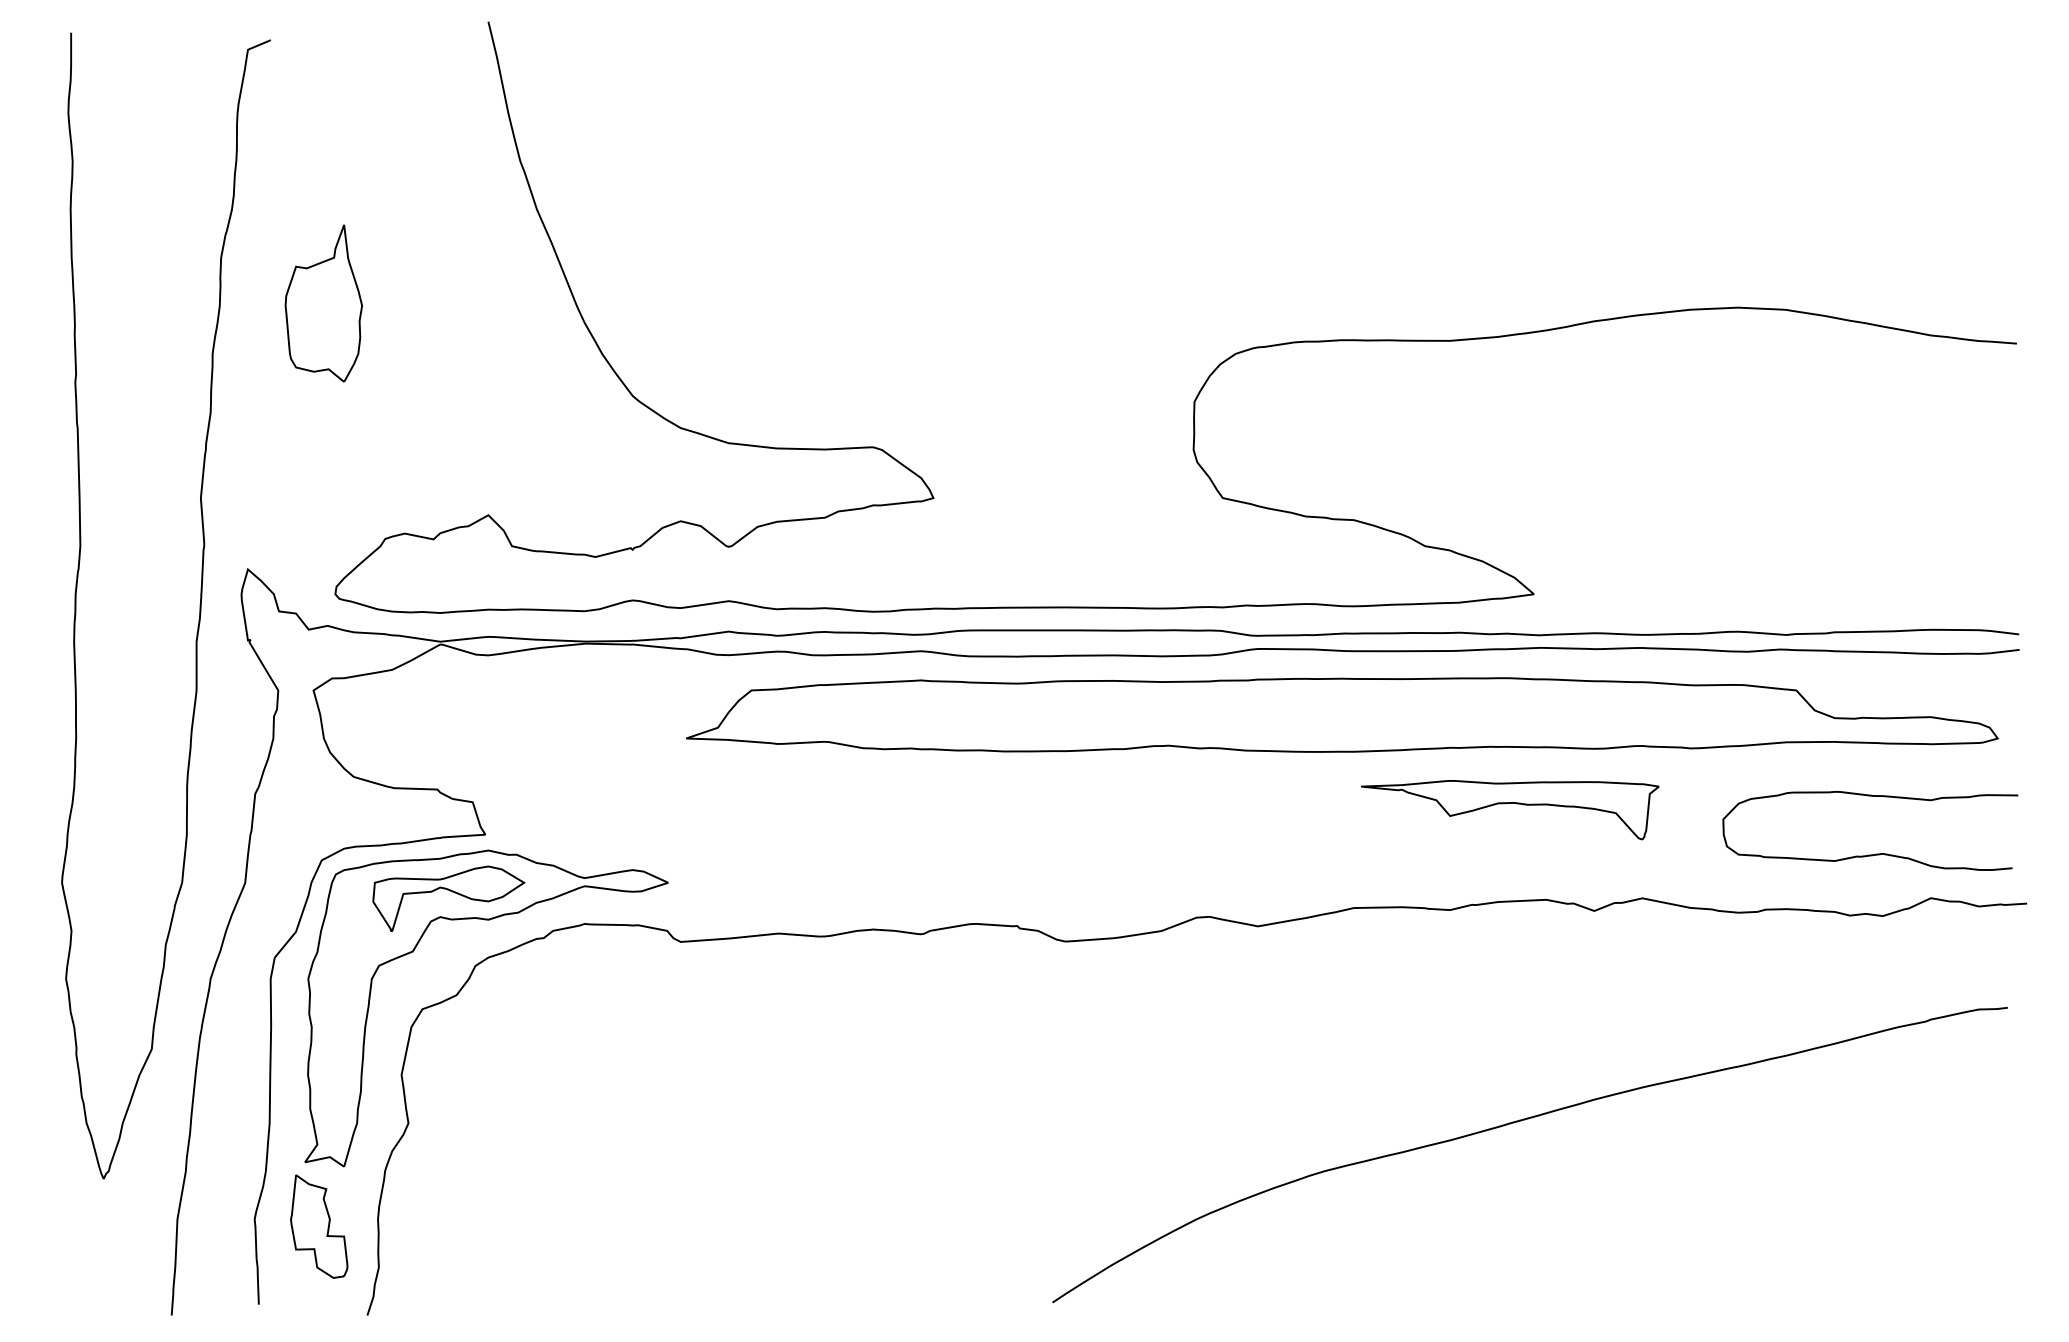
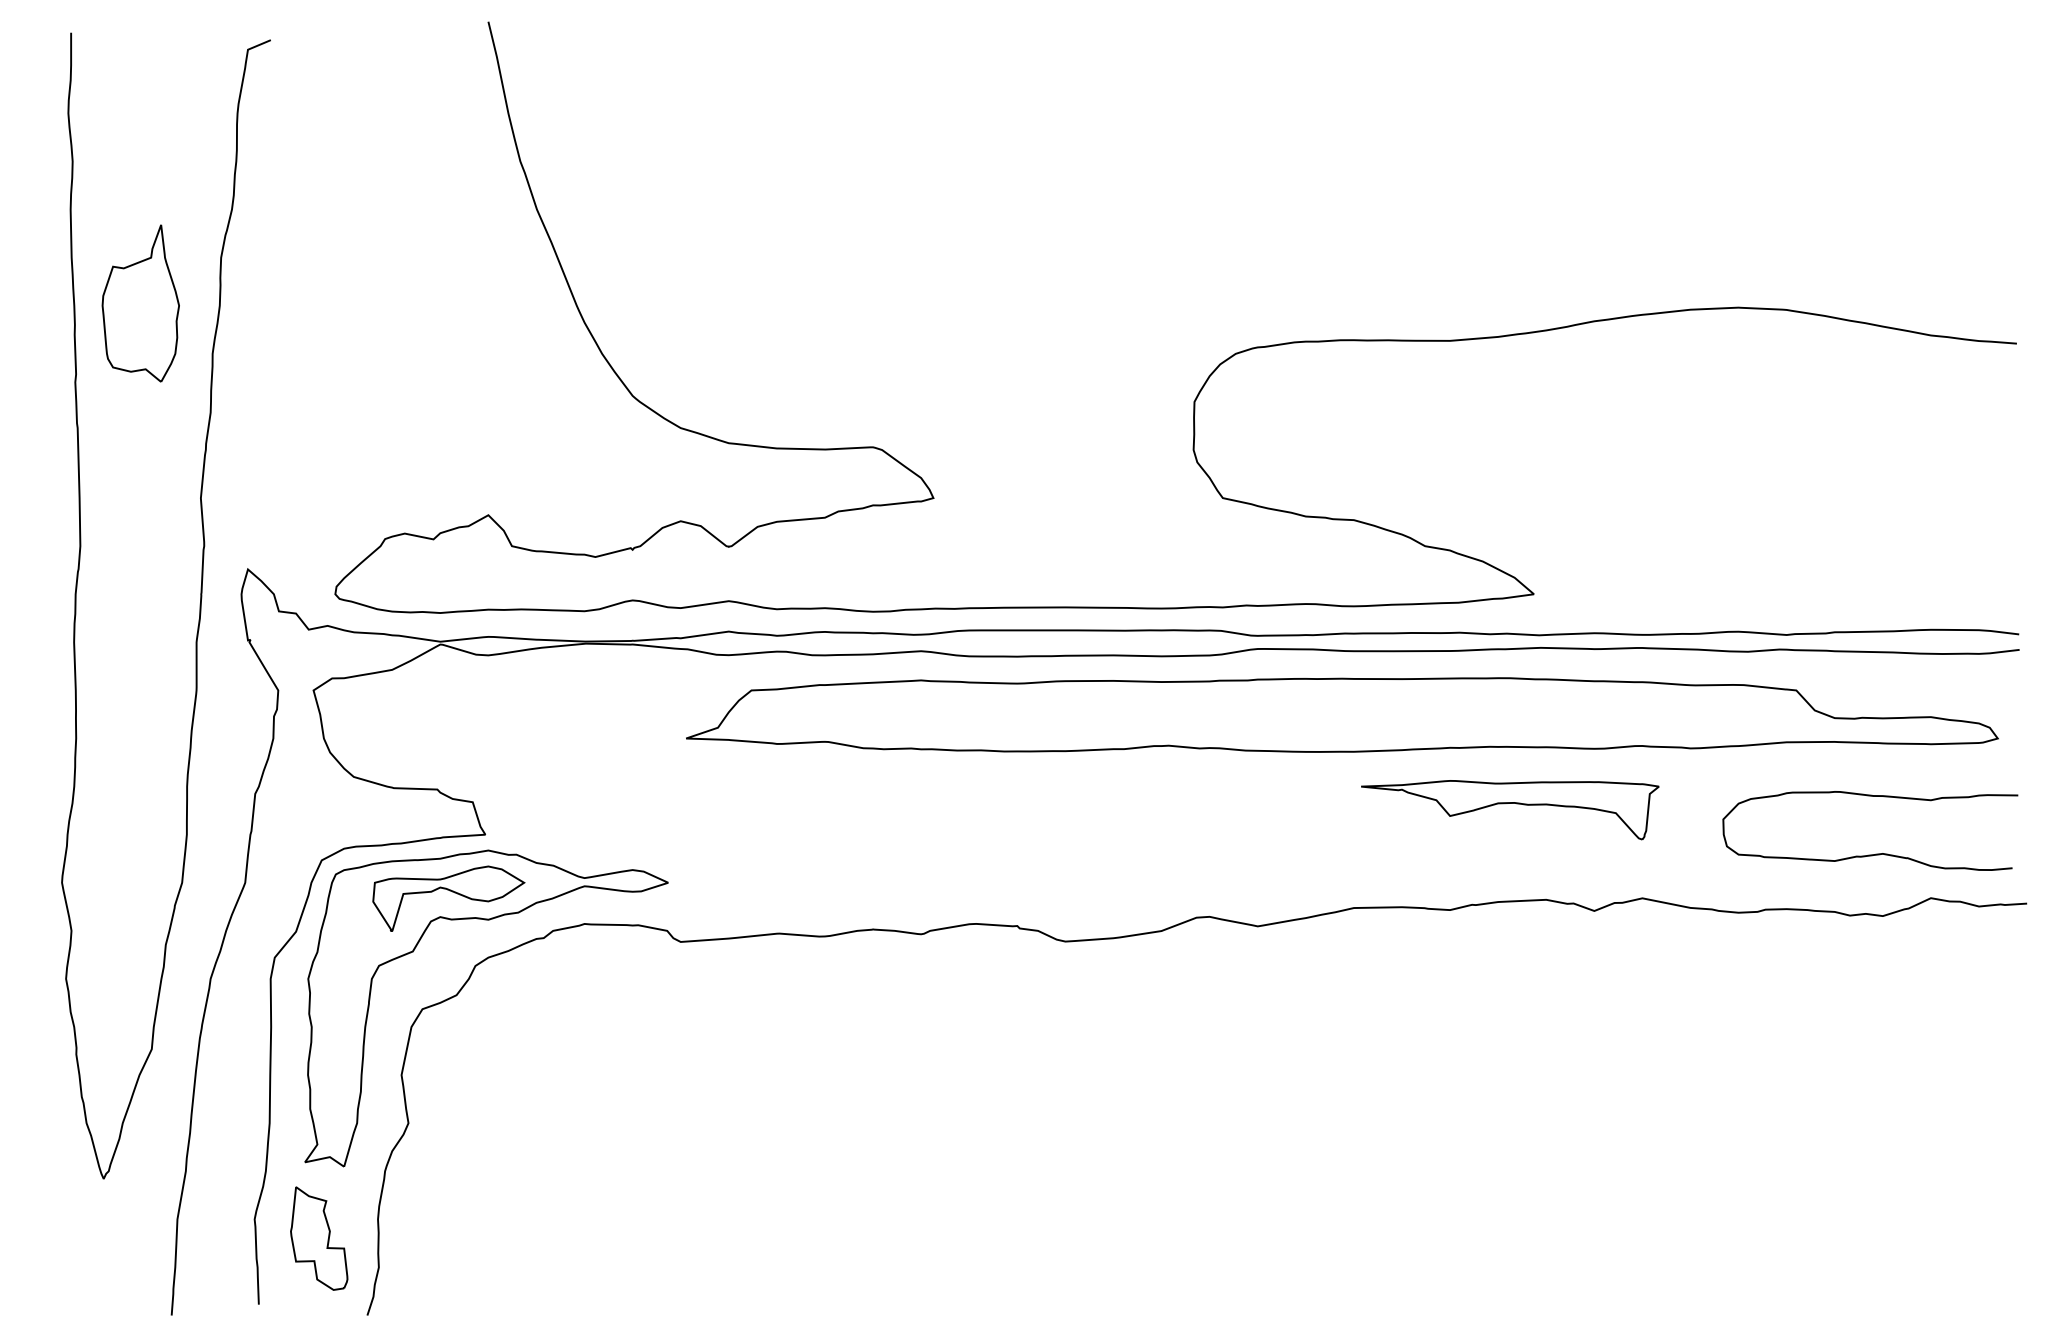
part position: (323, 303) -> (140, 303) (140, 303)
curve: present -> none (1521, 1121)
part position: (319, 1226) -> (319, 1238) (319, 1238)
